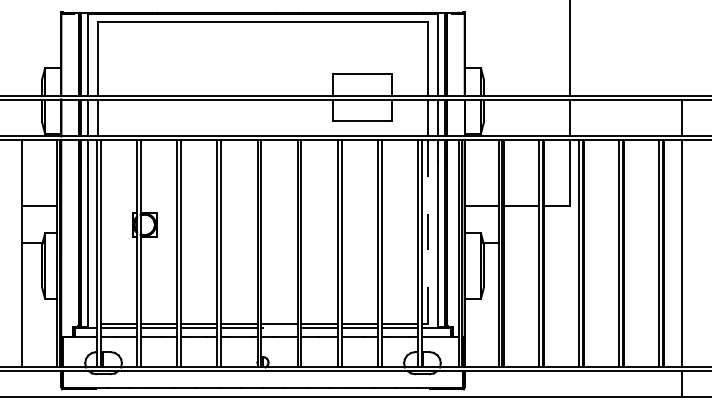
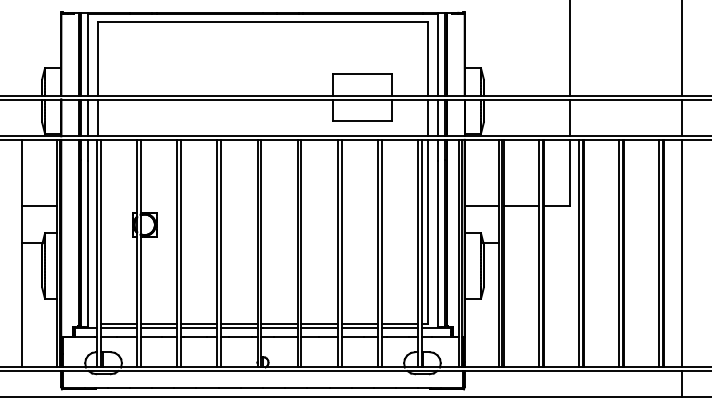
line: none -> present (681, 48)
line: dashed -> solid (428, 231)
line: none -> present (280, 327)
